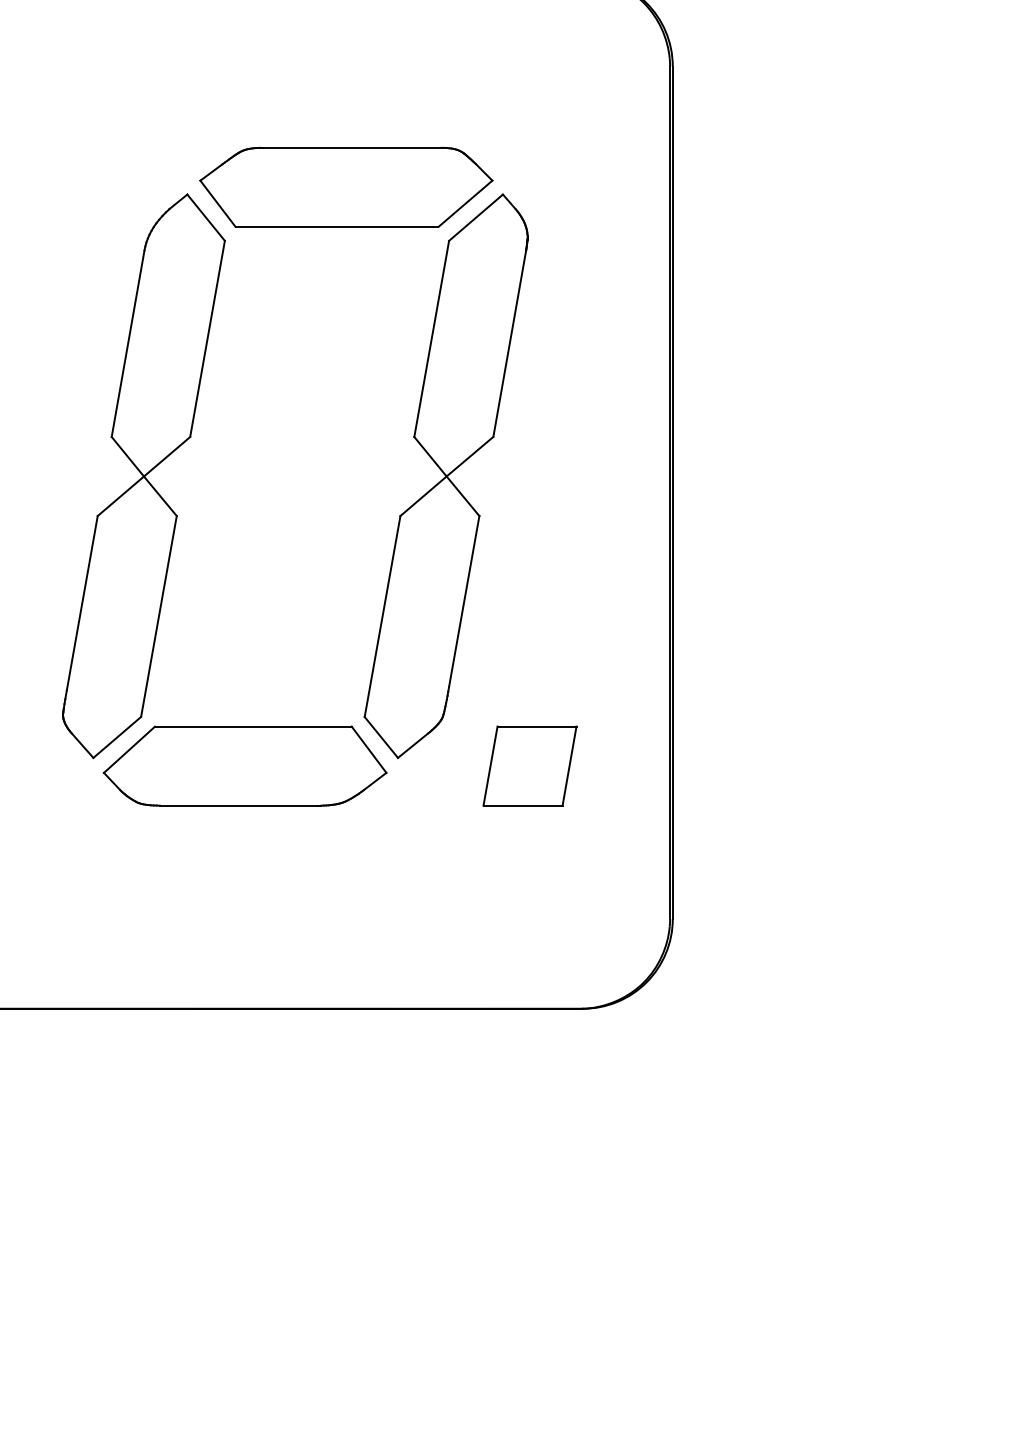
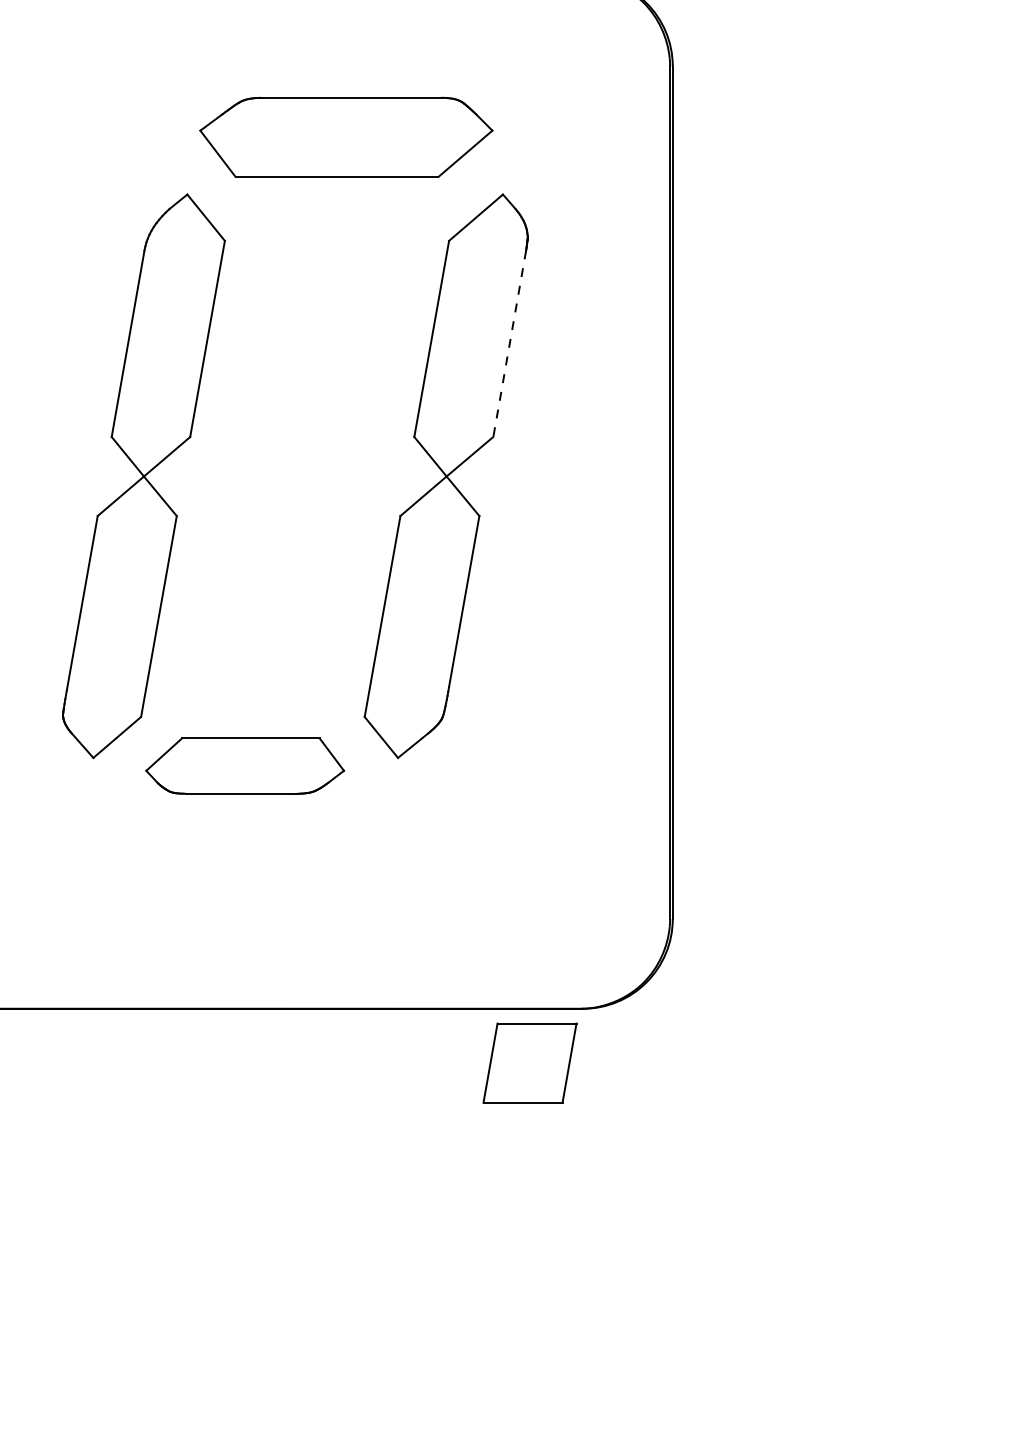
part position: (346, 186) -> (346, 136) (346, 136)
line: solid -> dashed (509, 343)
part size: 286x82 px -> 201x58 px (245, 765)
part position: (529, 765) -> (529, 1062) (529, 1062)
